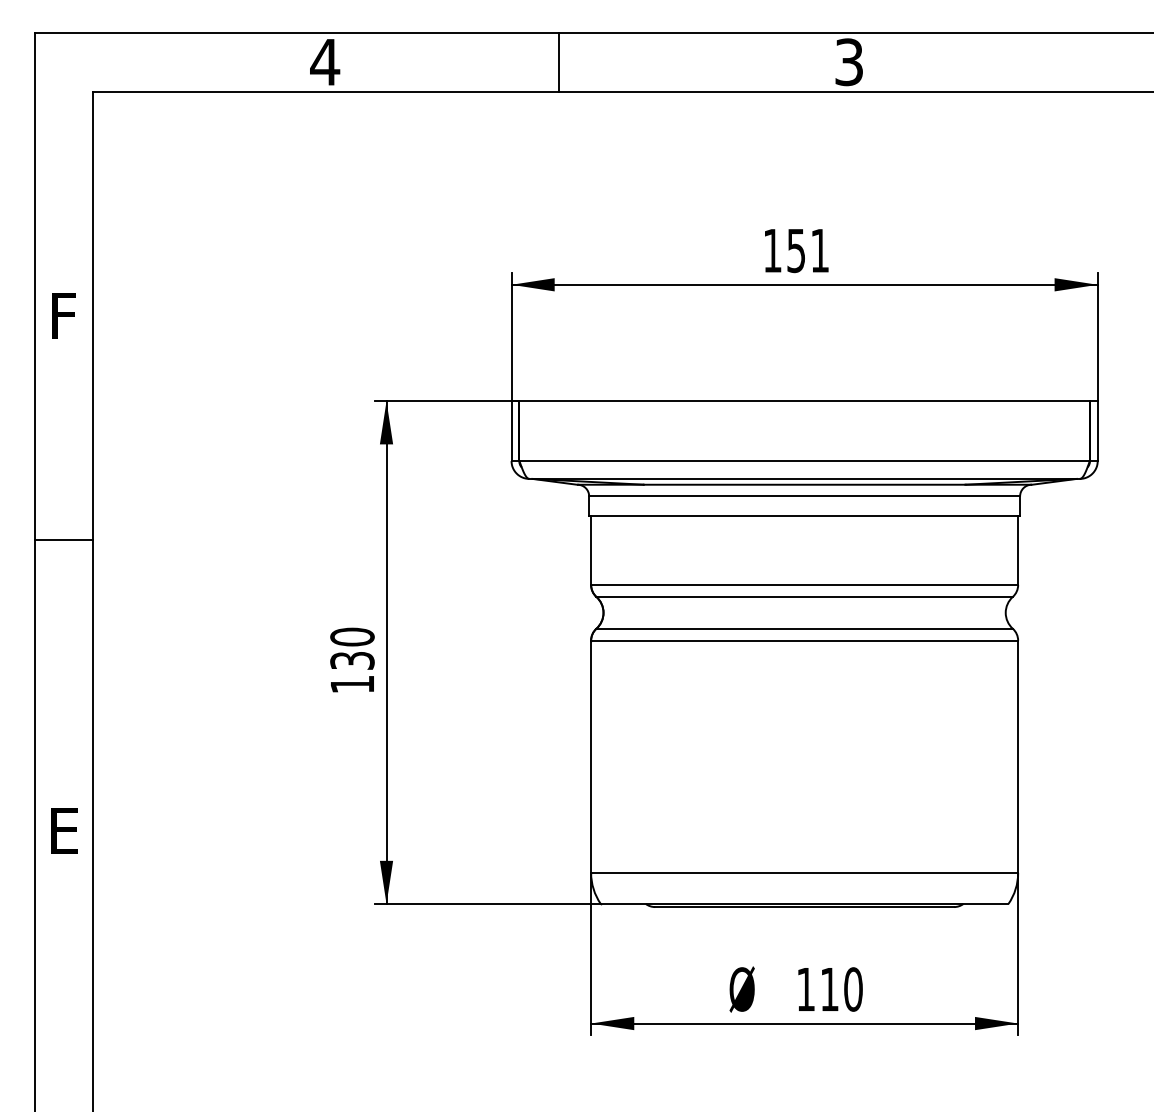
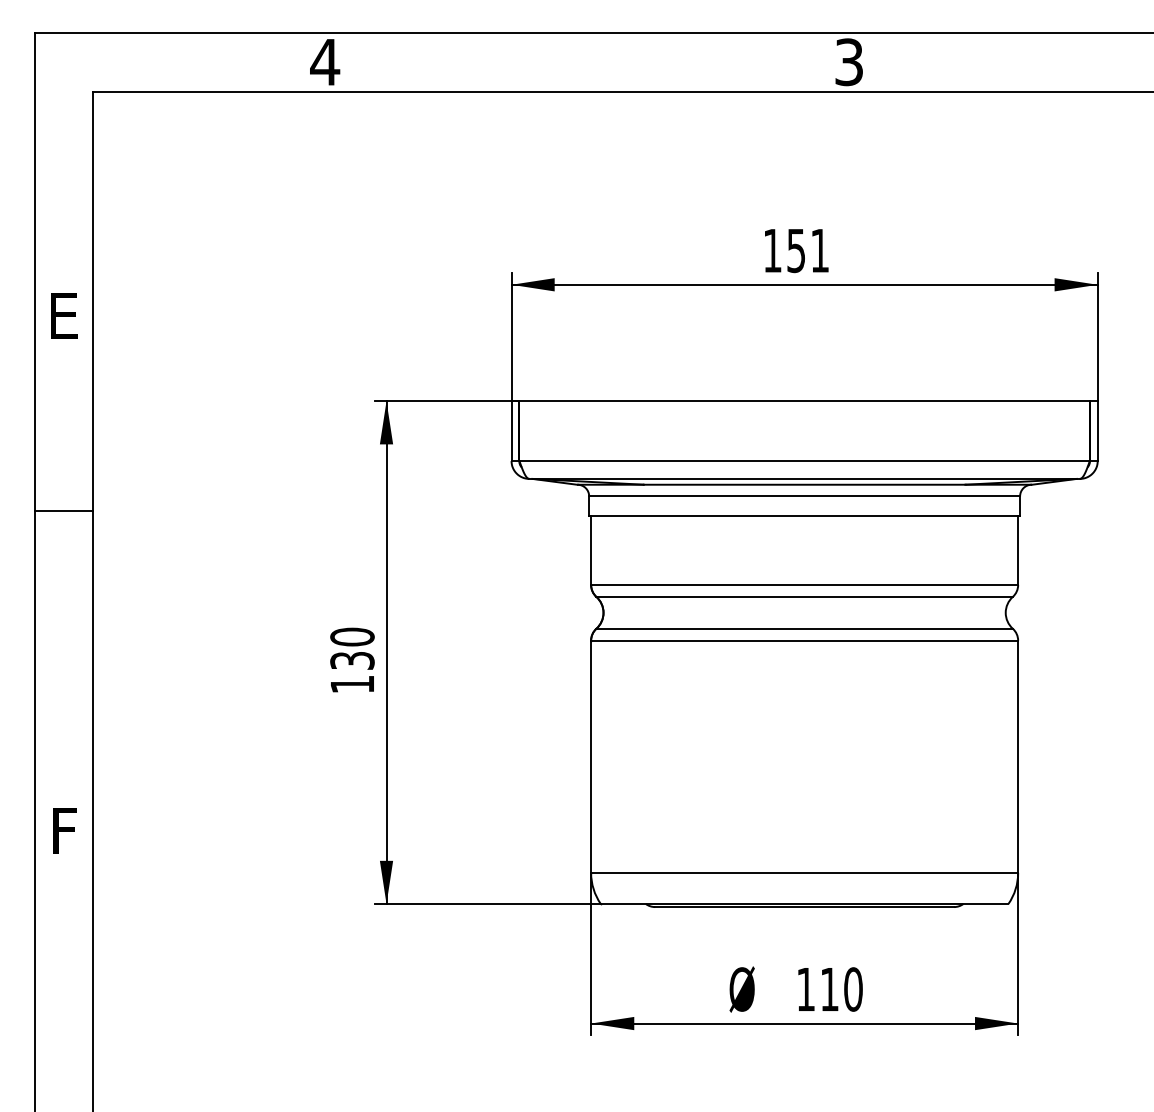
line: present -> none (558, 62)
text: F -> E (64, 315)
line position: (63, 539) -> (63, 510) (63, 510)
text: E -> F (64, 830)
